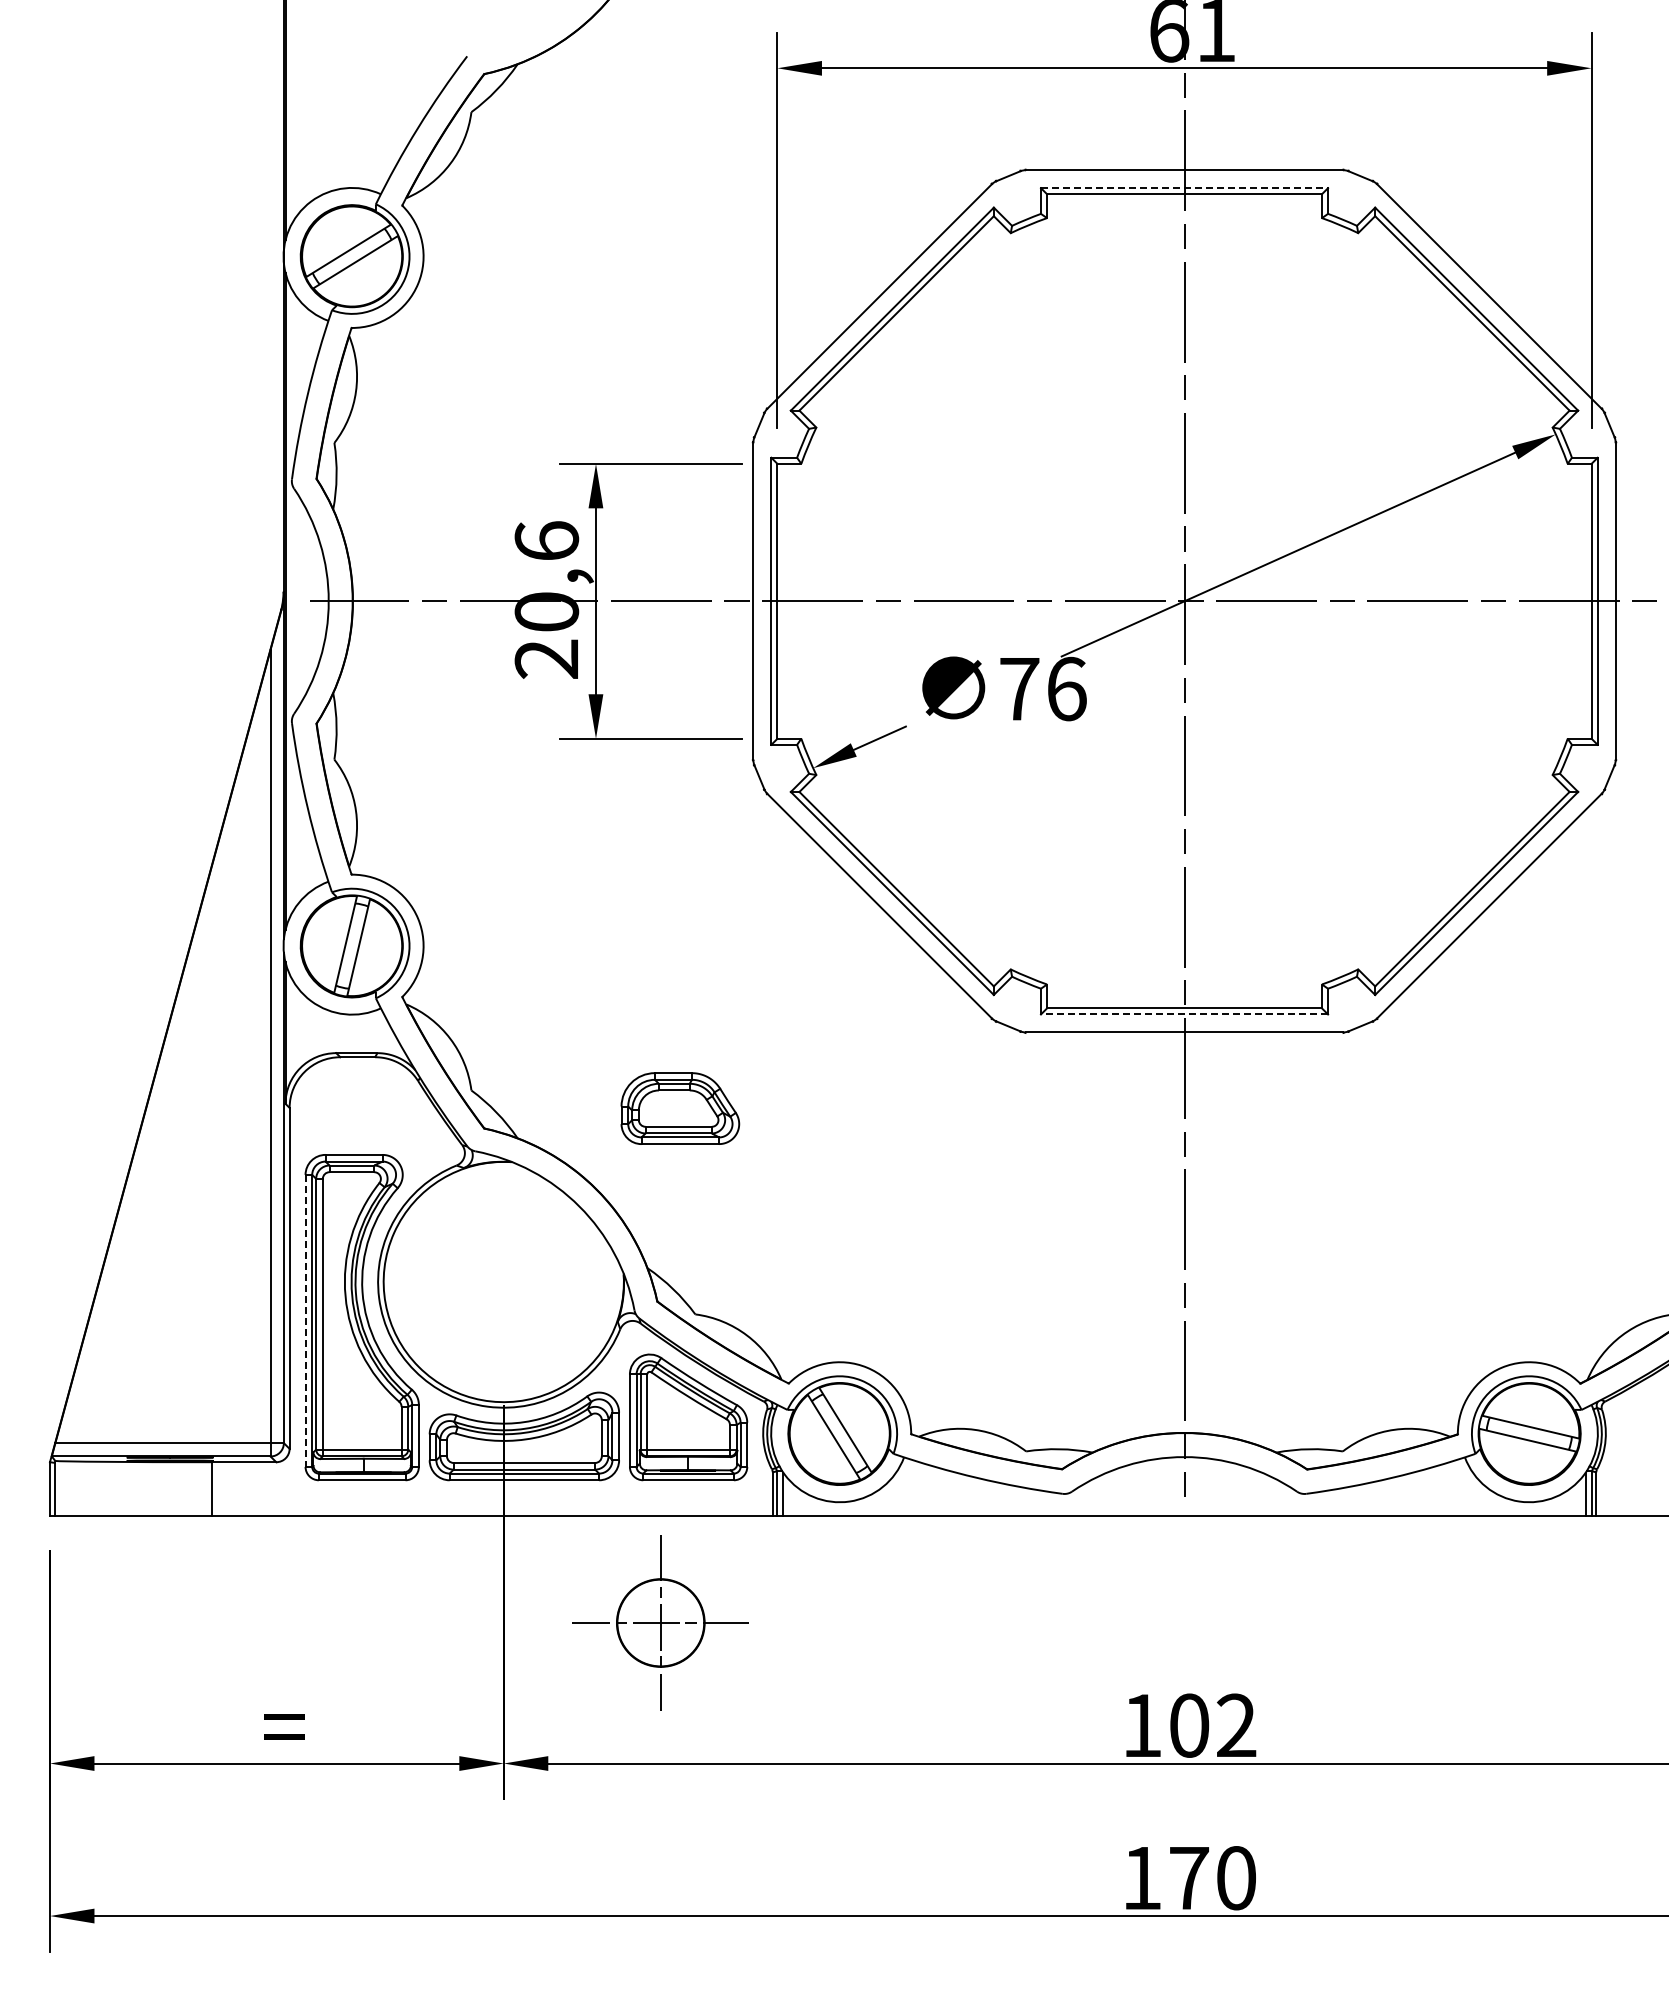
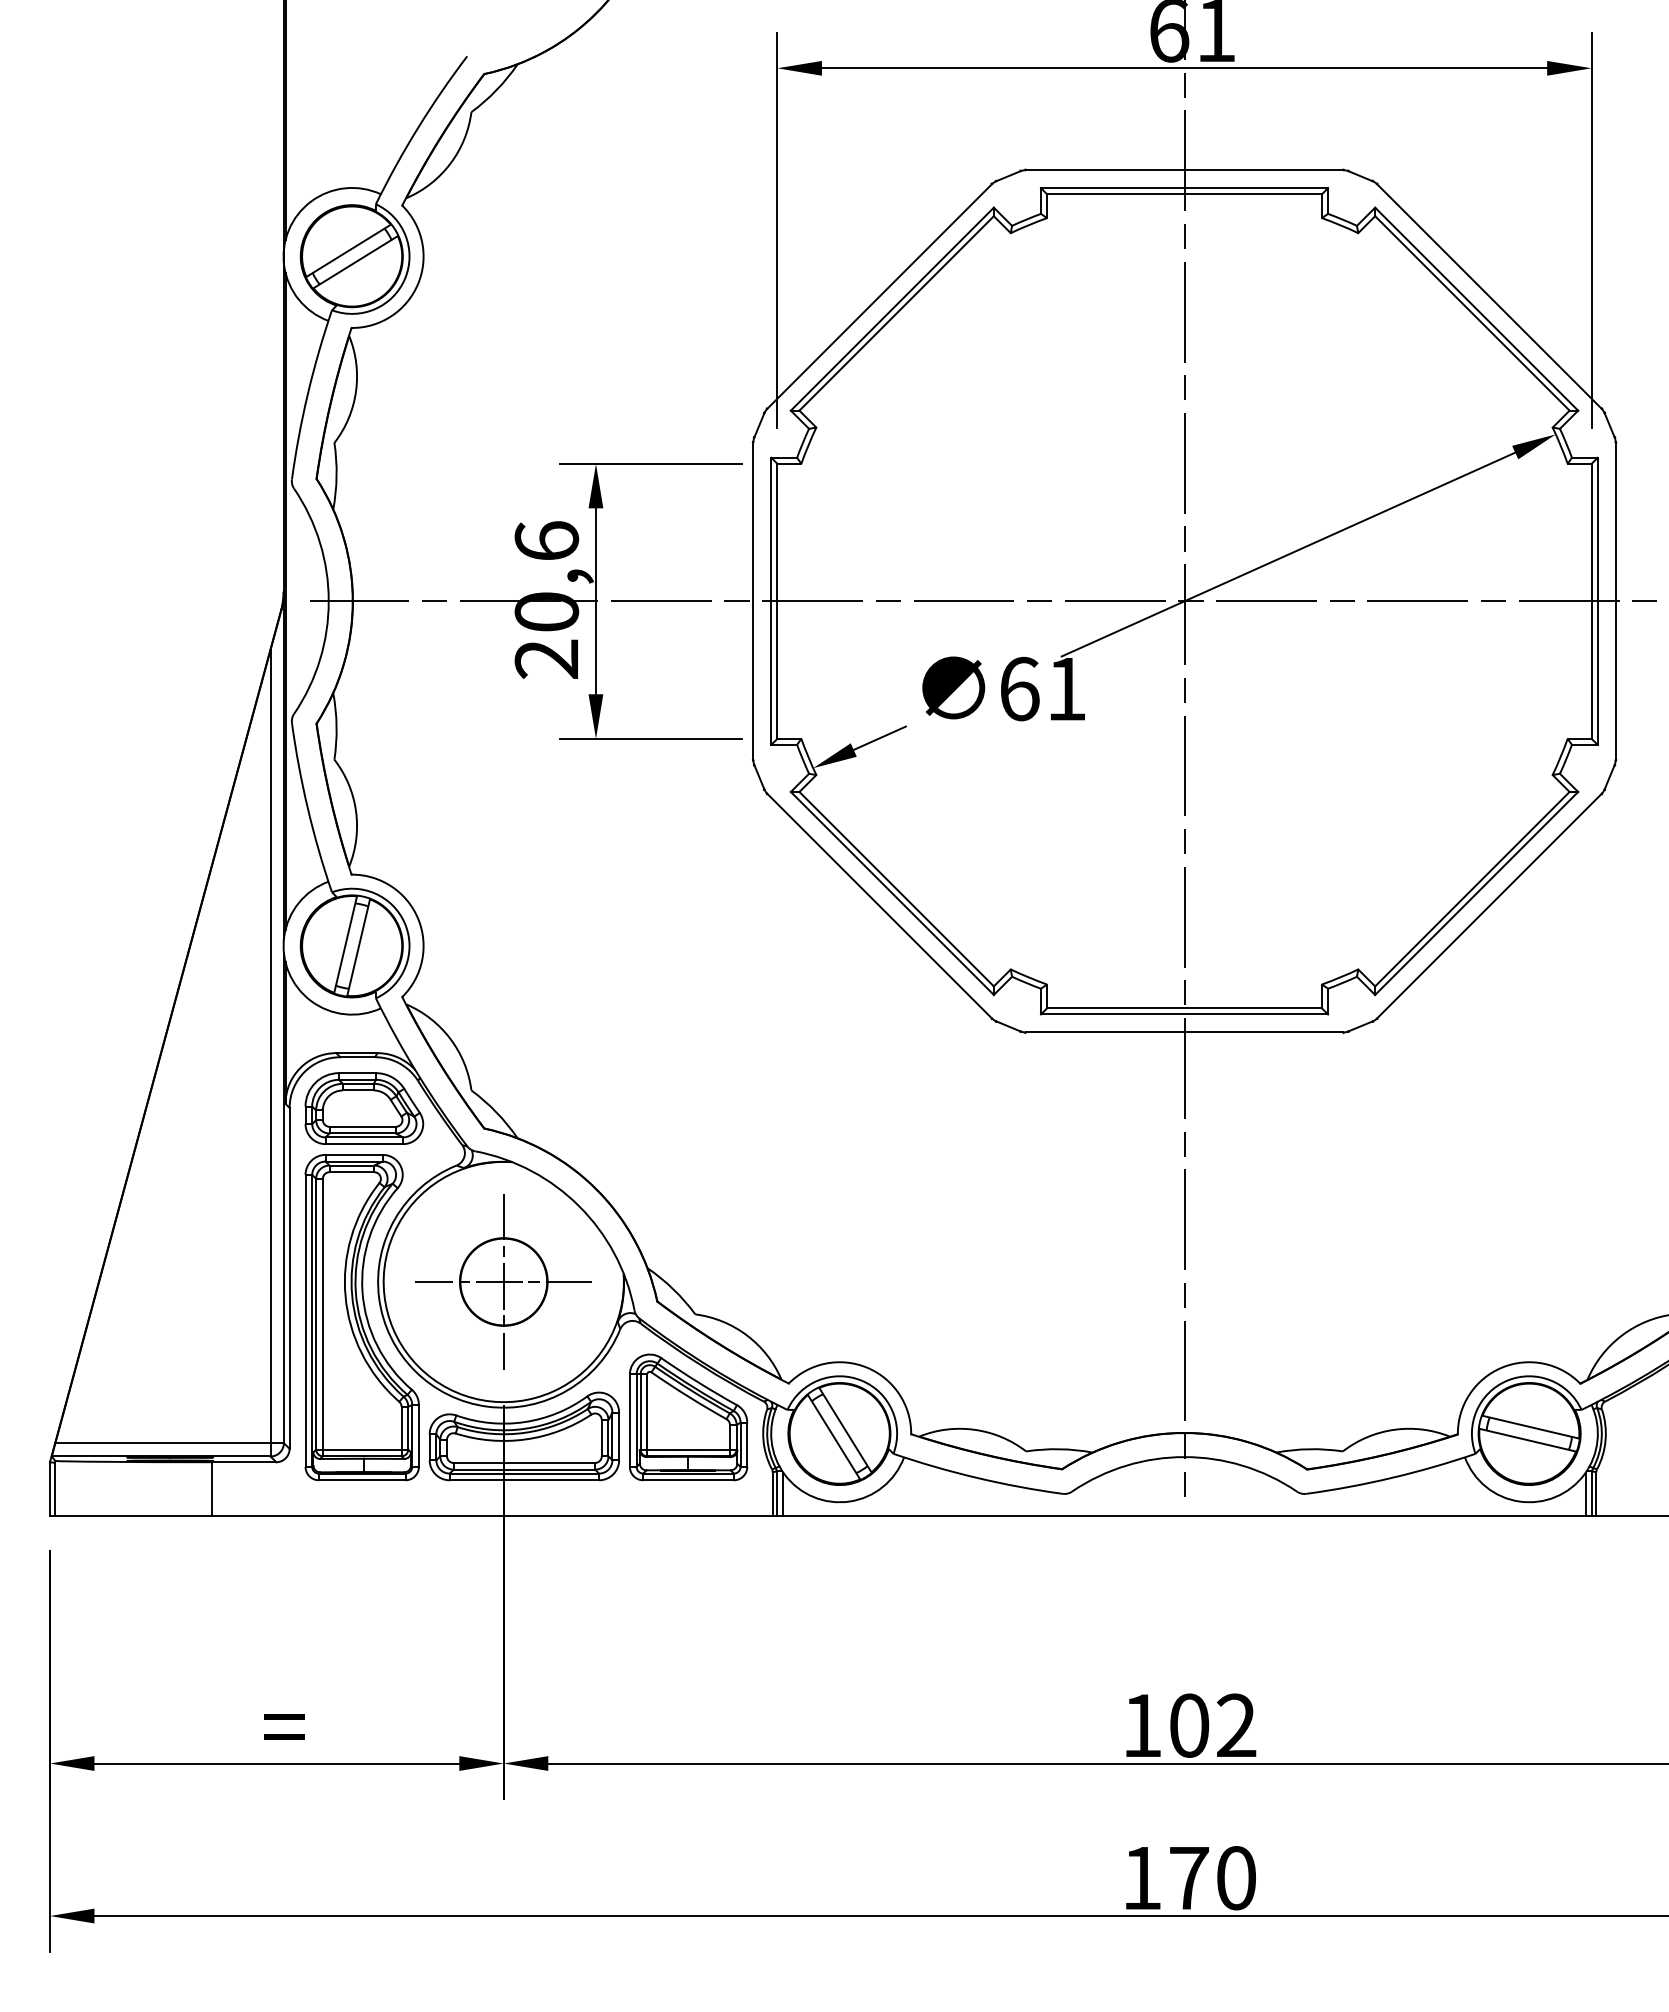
line: dashed -> solid (1184, 188)
text: 76 -> 61 (1043, 688)
line: dashed -> solid (1184, 1014)
part position: (680, 1108) -> (364, 1108) (364, 1108)
line: dashed -> solid (305, 1321)
part position: (660, 1622) -> (503, 1281) (503, 1281)
